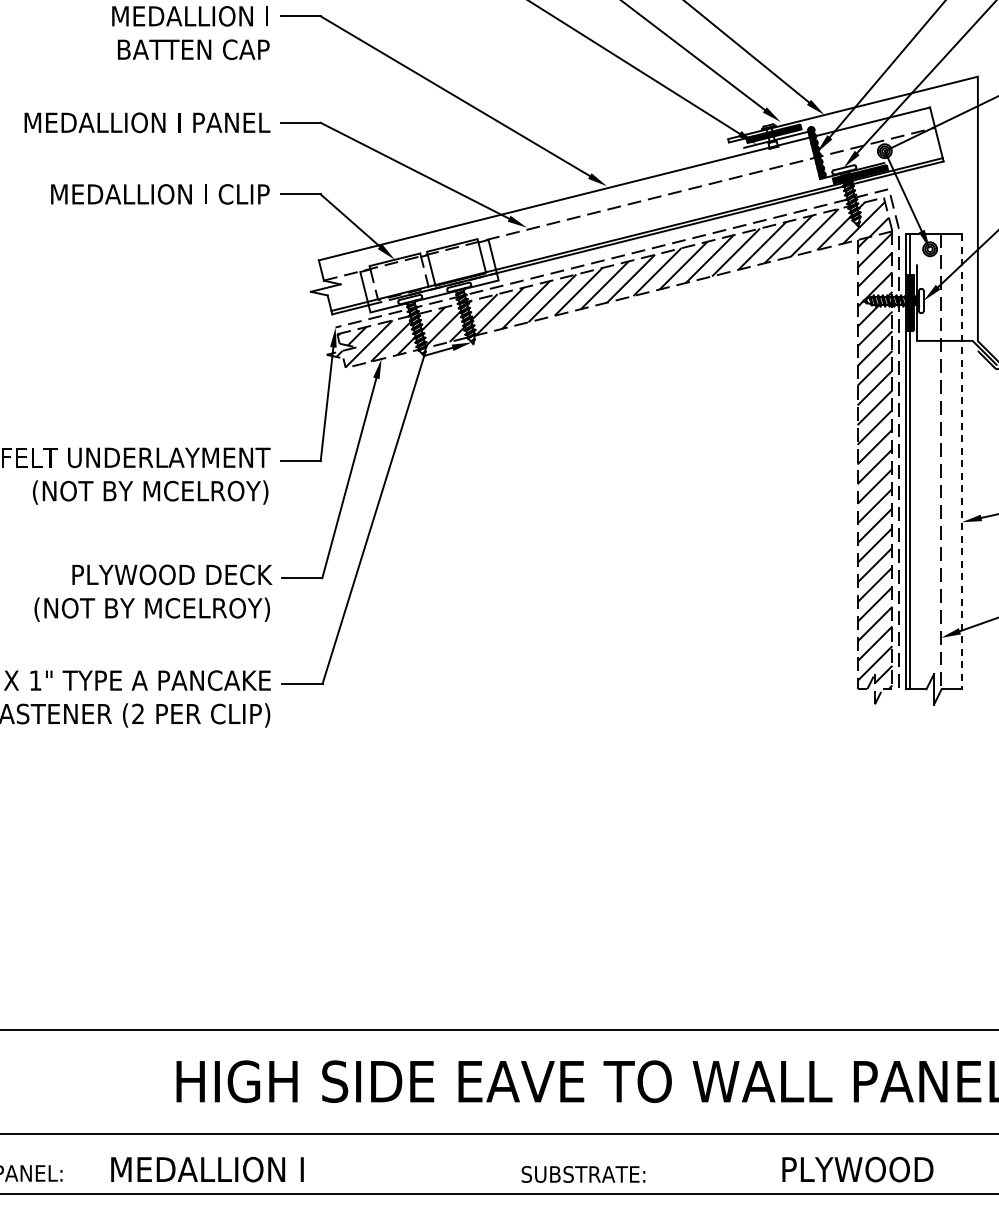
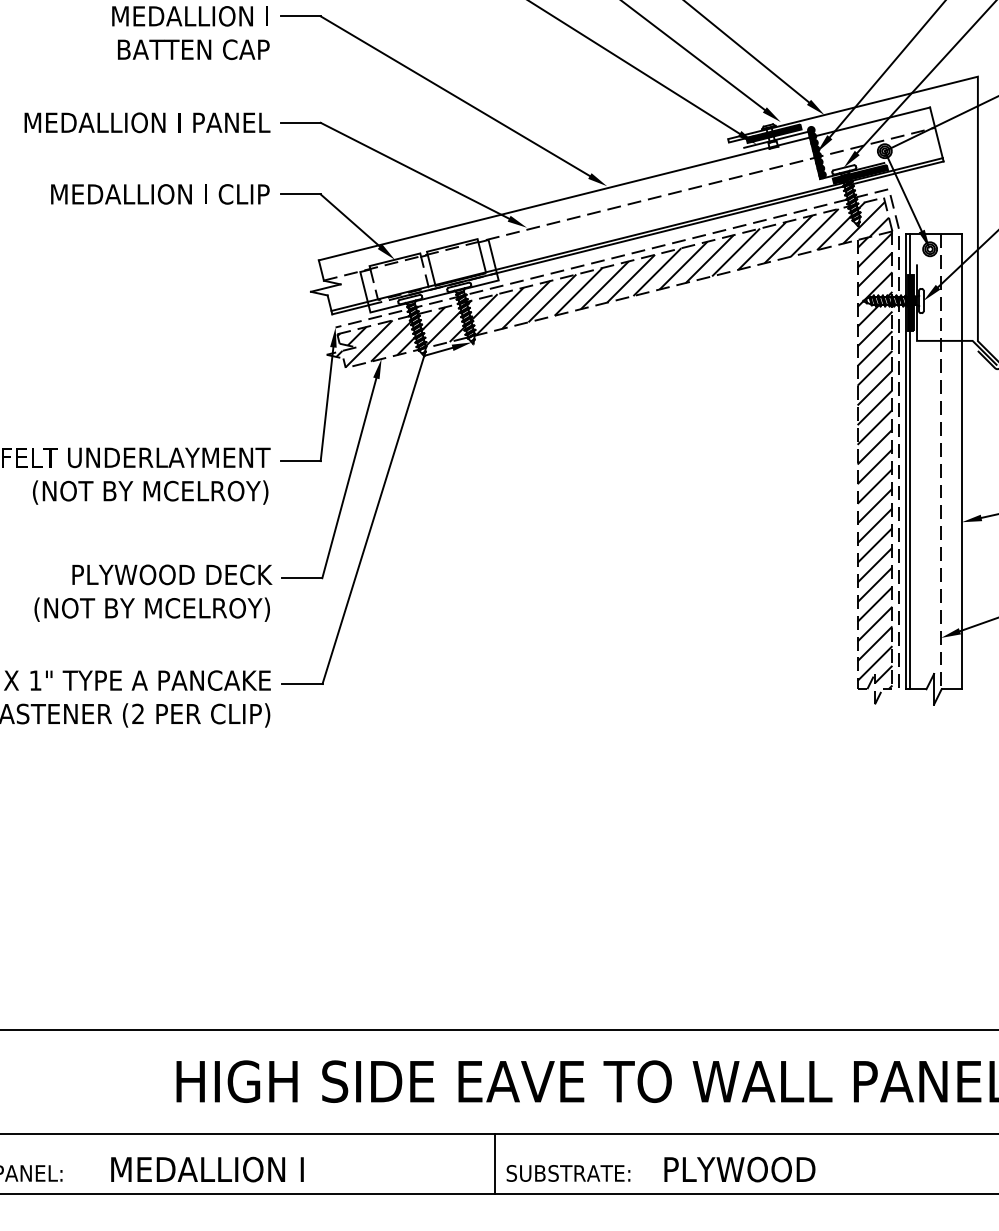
line: dashed -> solid (961, 461)
line: none -> present (494, 1163)
text position: (857, 1169) -> (739, 1169) (739, 1169)
text position: (583, 1174) -> (568, 1173) (568, 1173)
